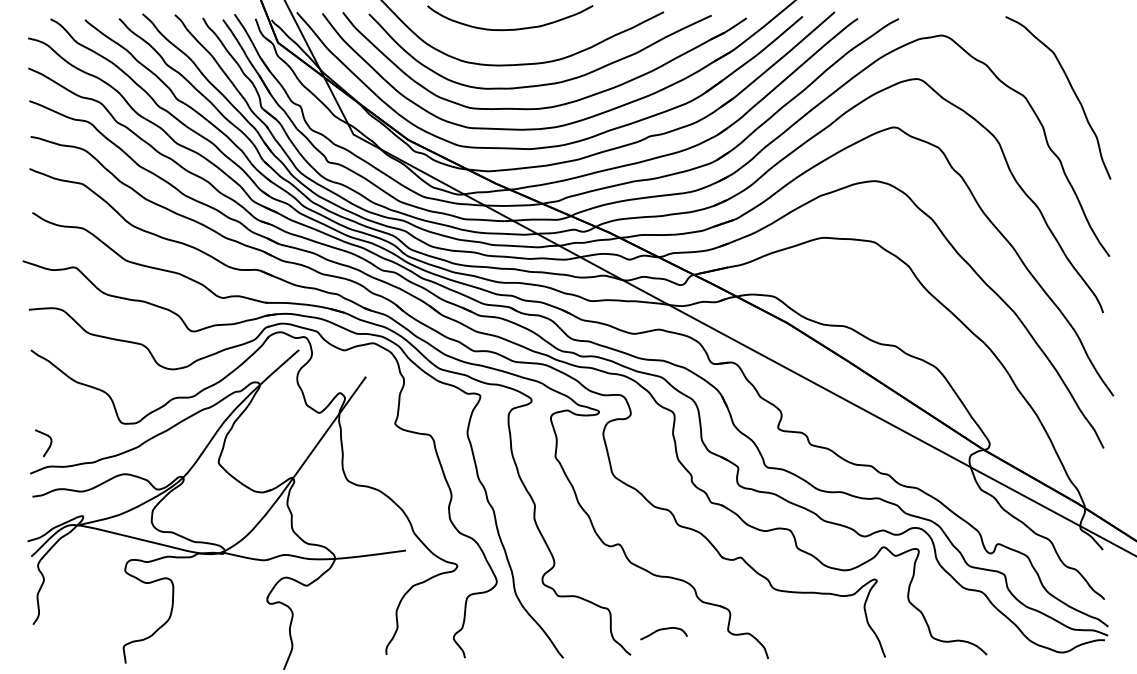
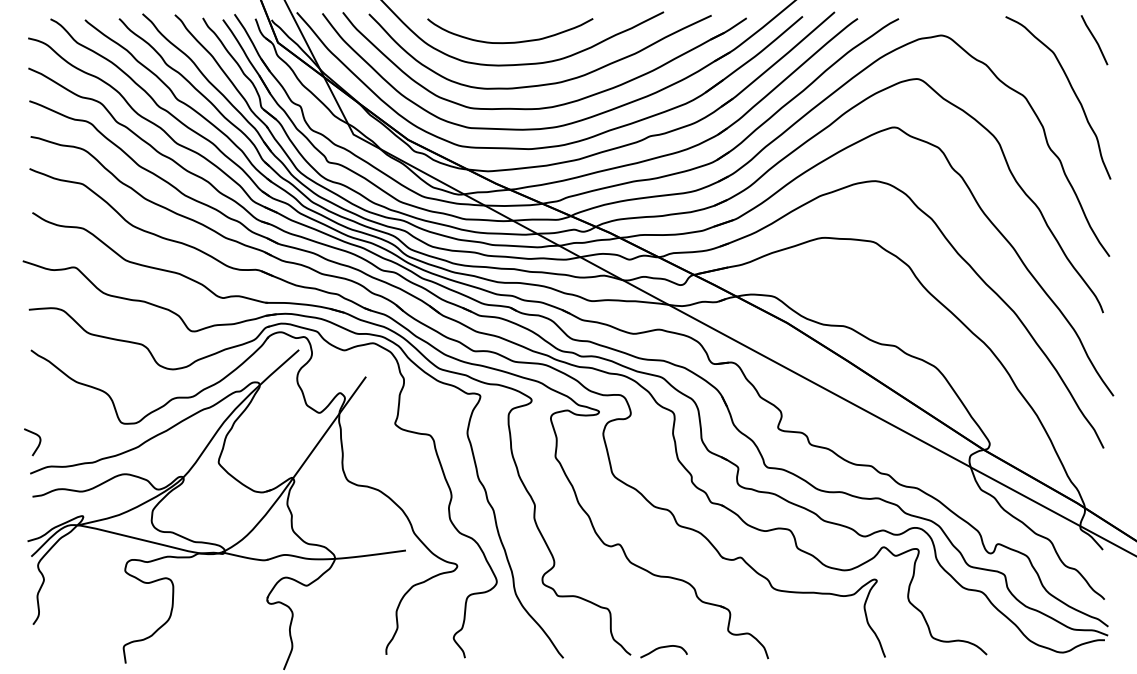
curve position: (512, 28) -> (512, 41) (512, 41)
line: none -> present (1094, 40)
curve position: (49, 444) -> (38, 443) (38, 443)
curve position: (662, 630) -> (662, 648) (662, 648)
